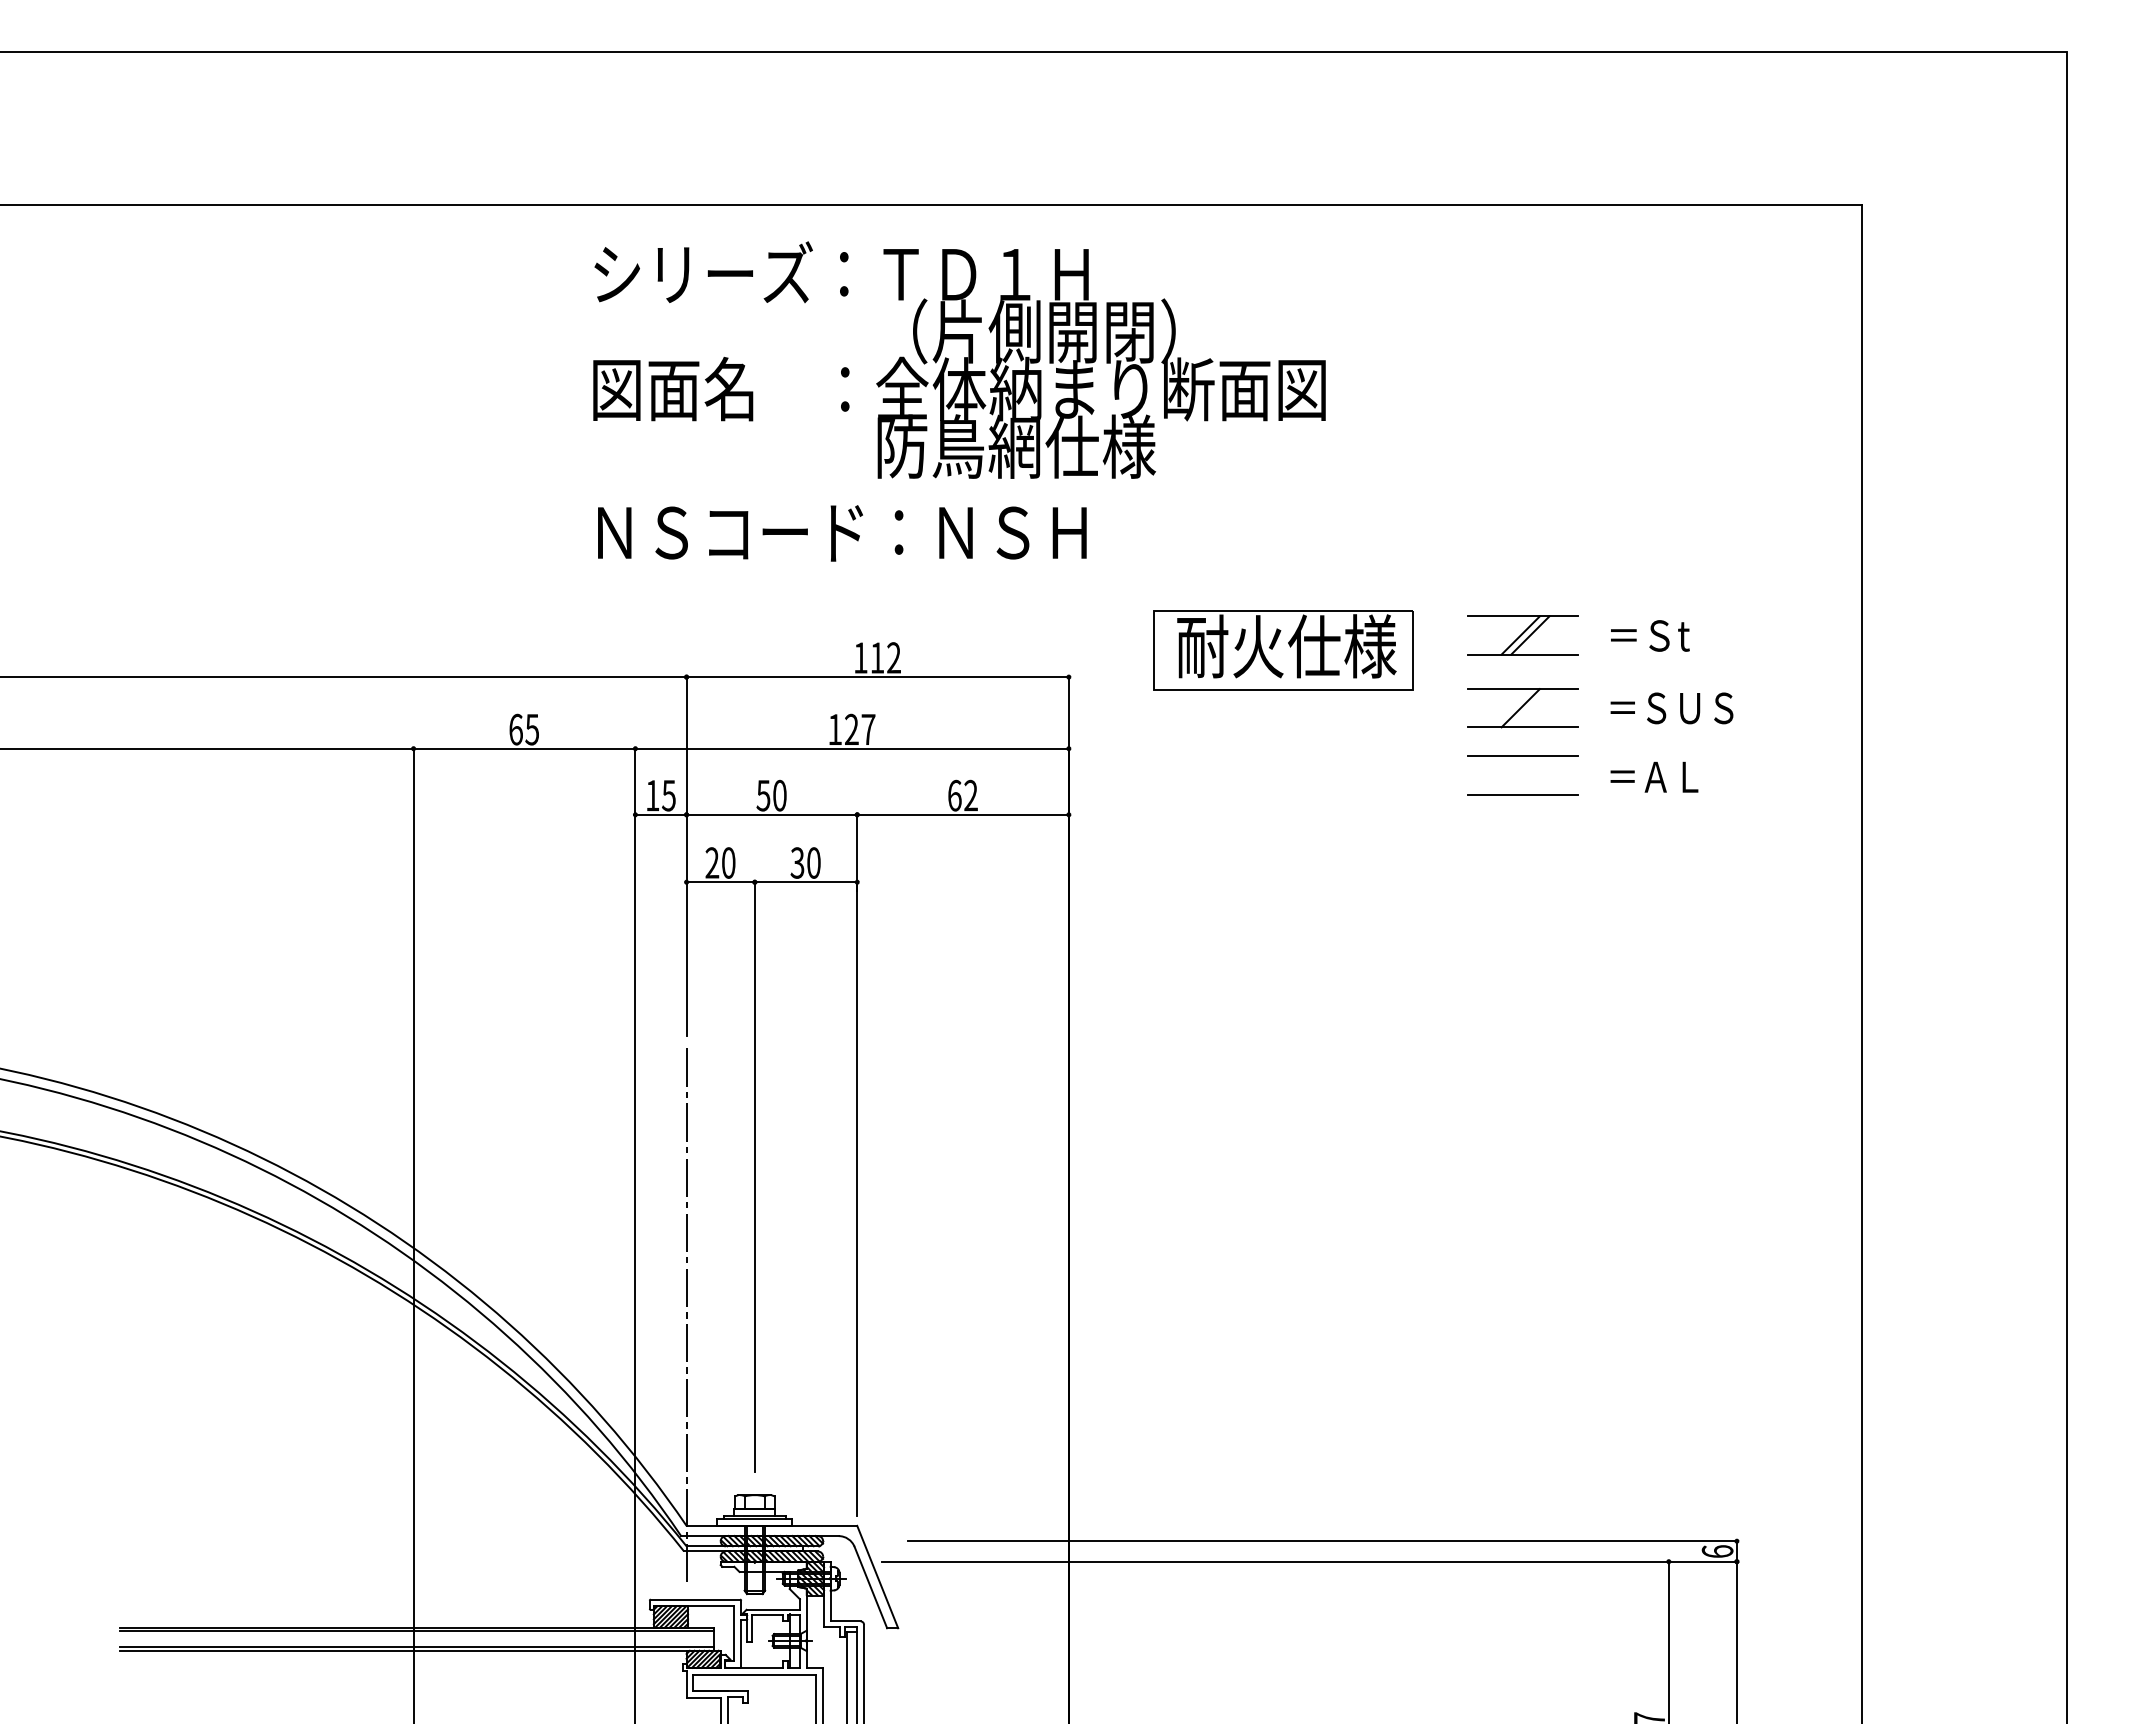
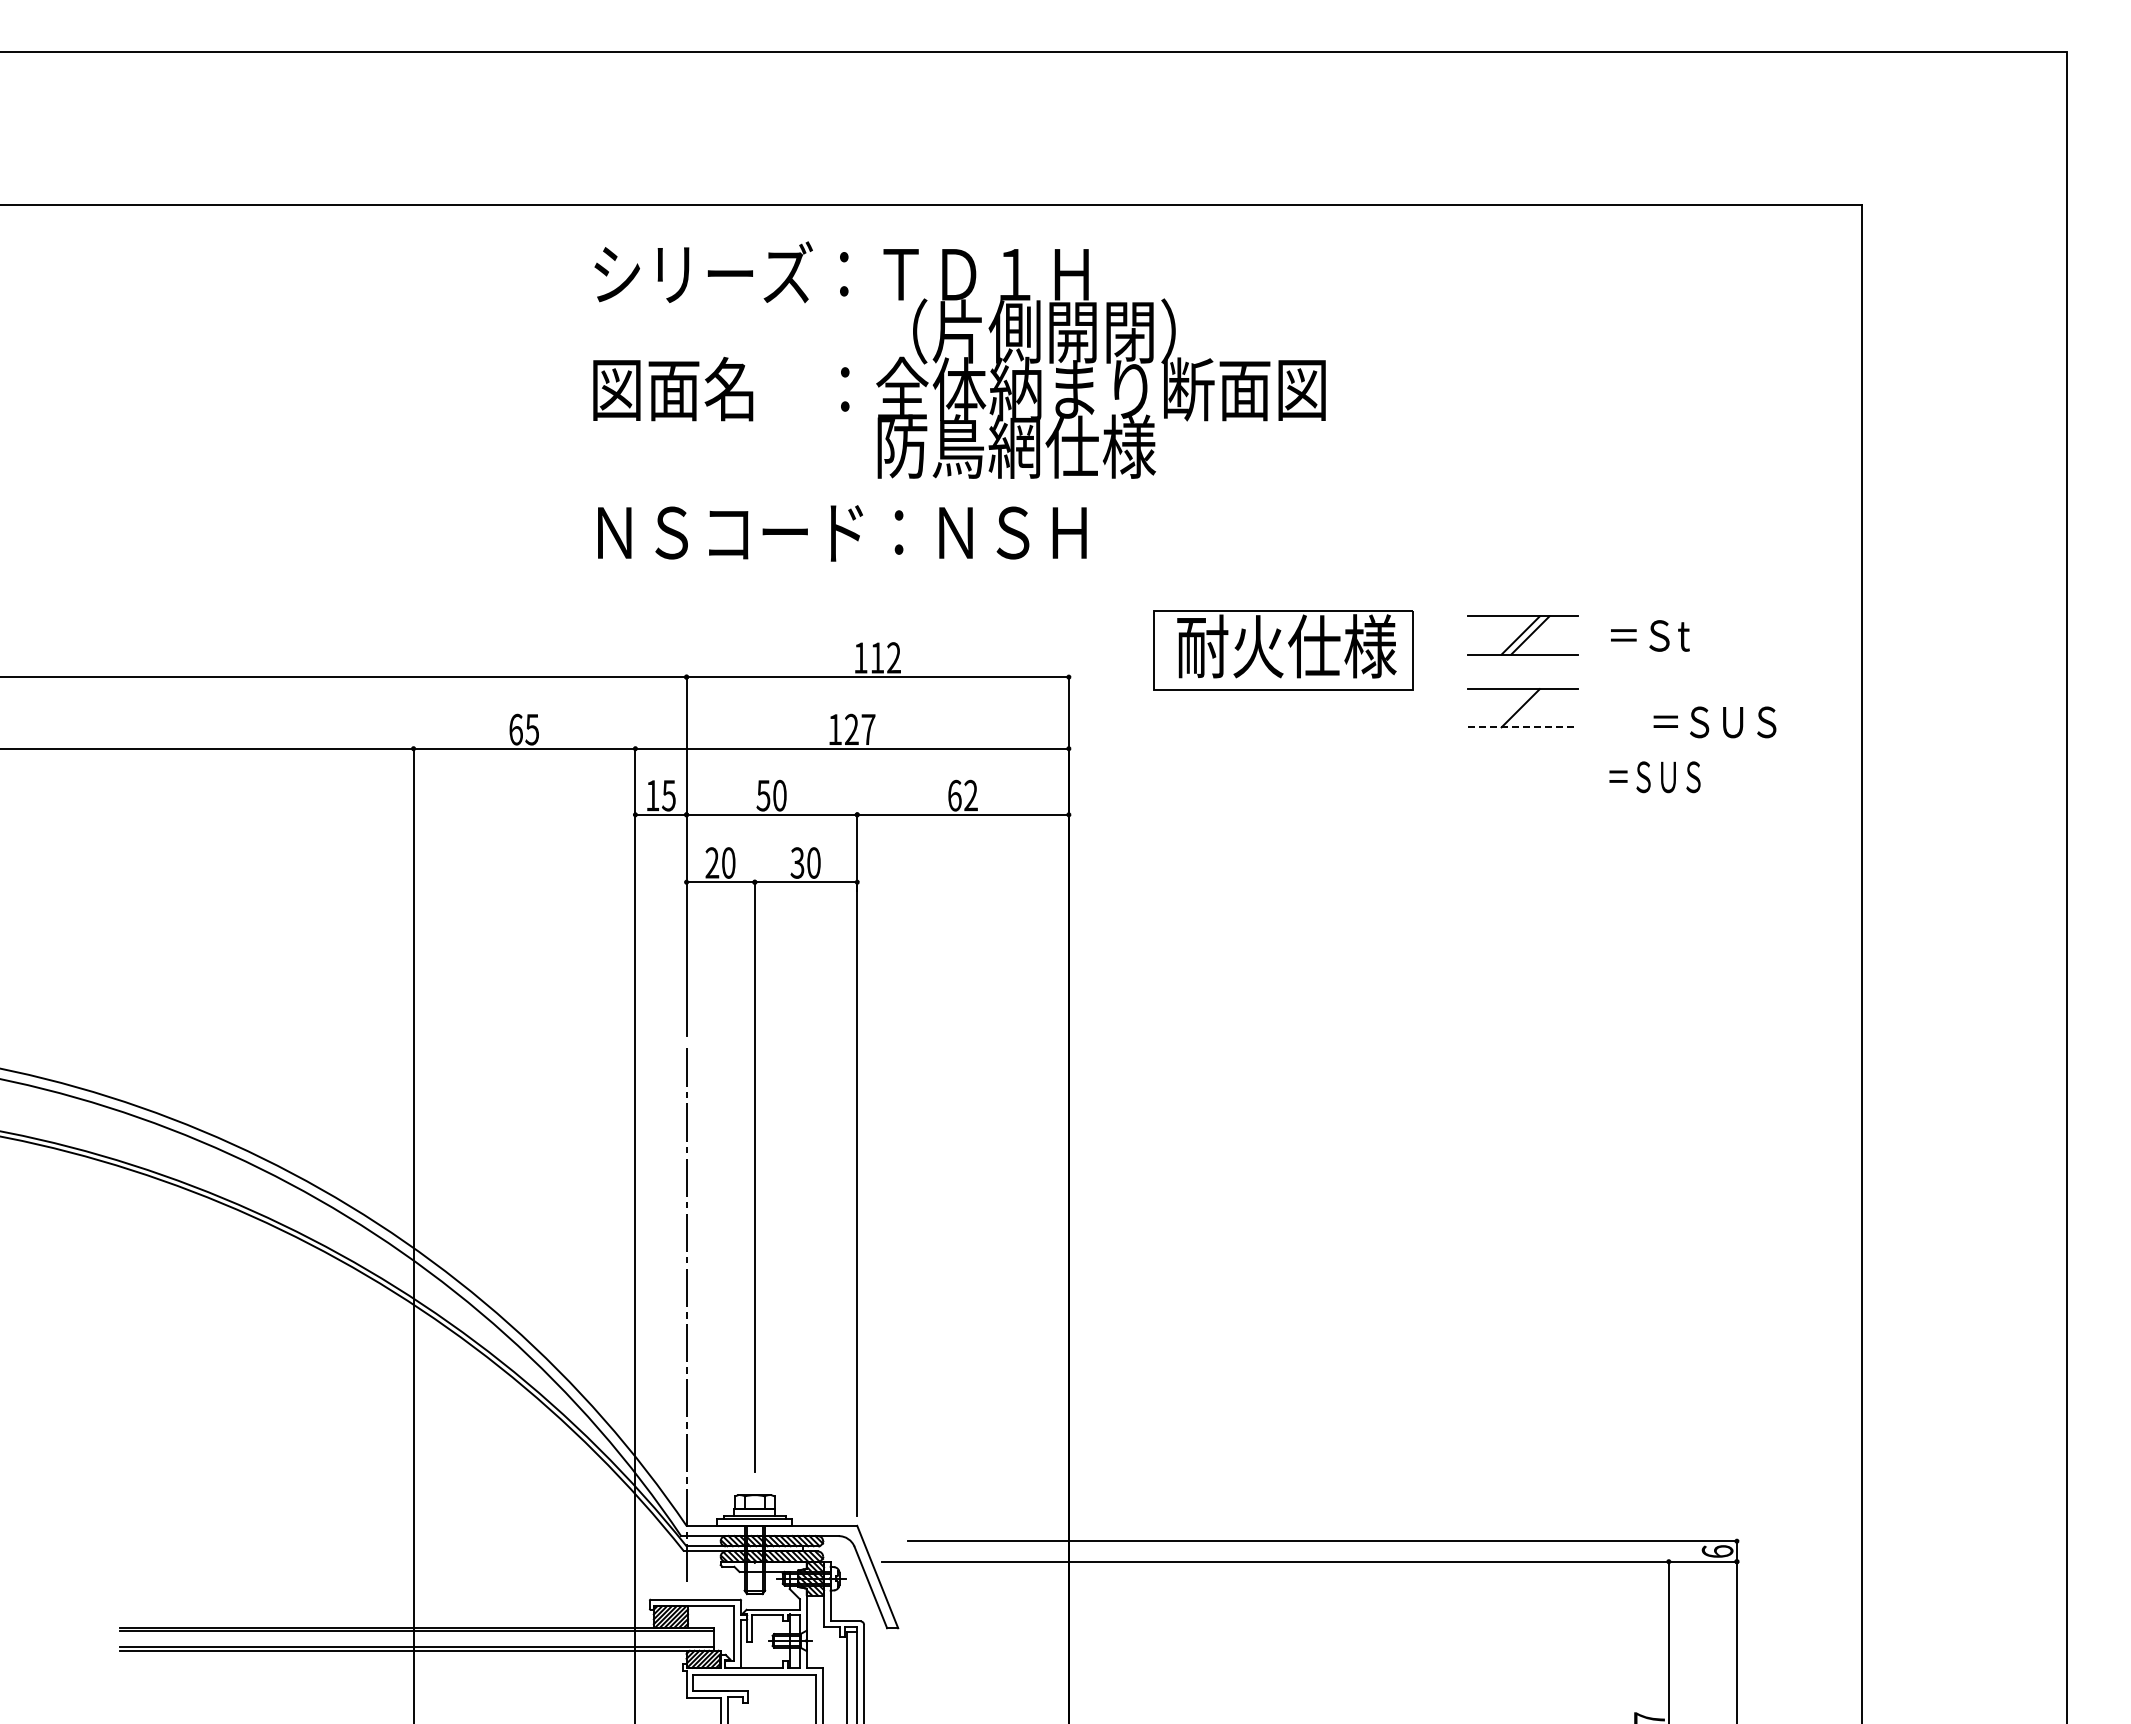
text position: (1671, 708) -> (1714, 722) (1714, 722)
line: solid -> dashed (1523, 727)
line: present -> none (1523, 756)
text: ＝ＡＬ -> ＝ＳＵＳ (1654, 777)
line: present -> none (1523, 794)
